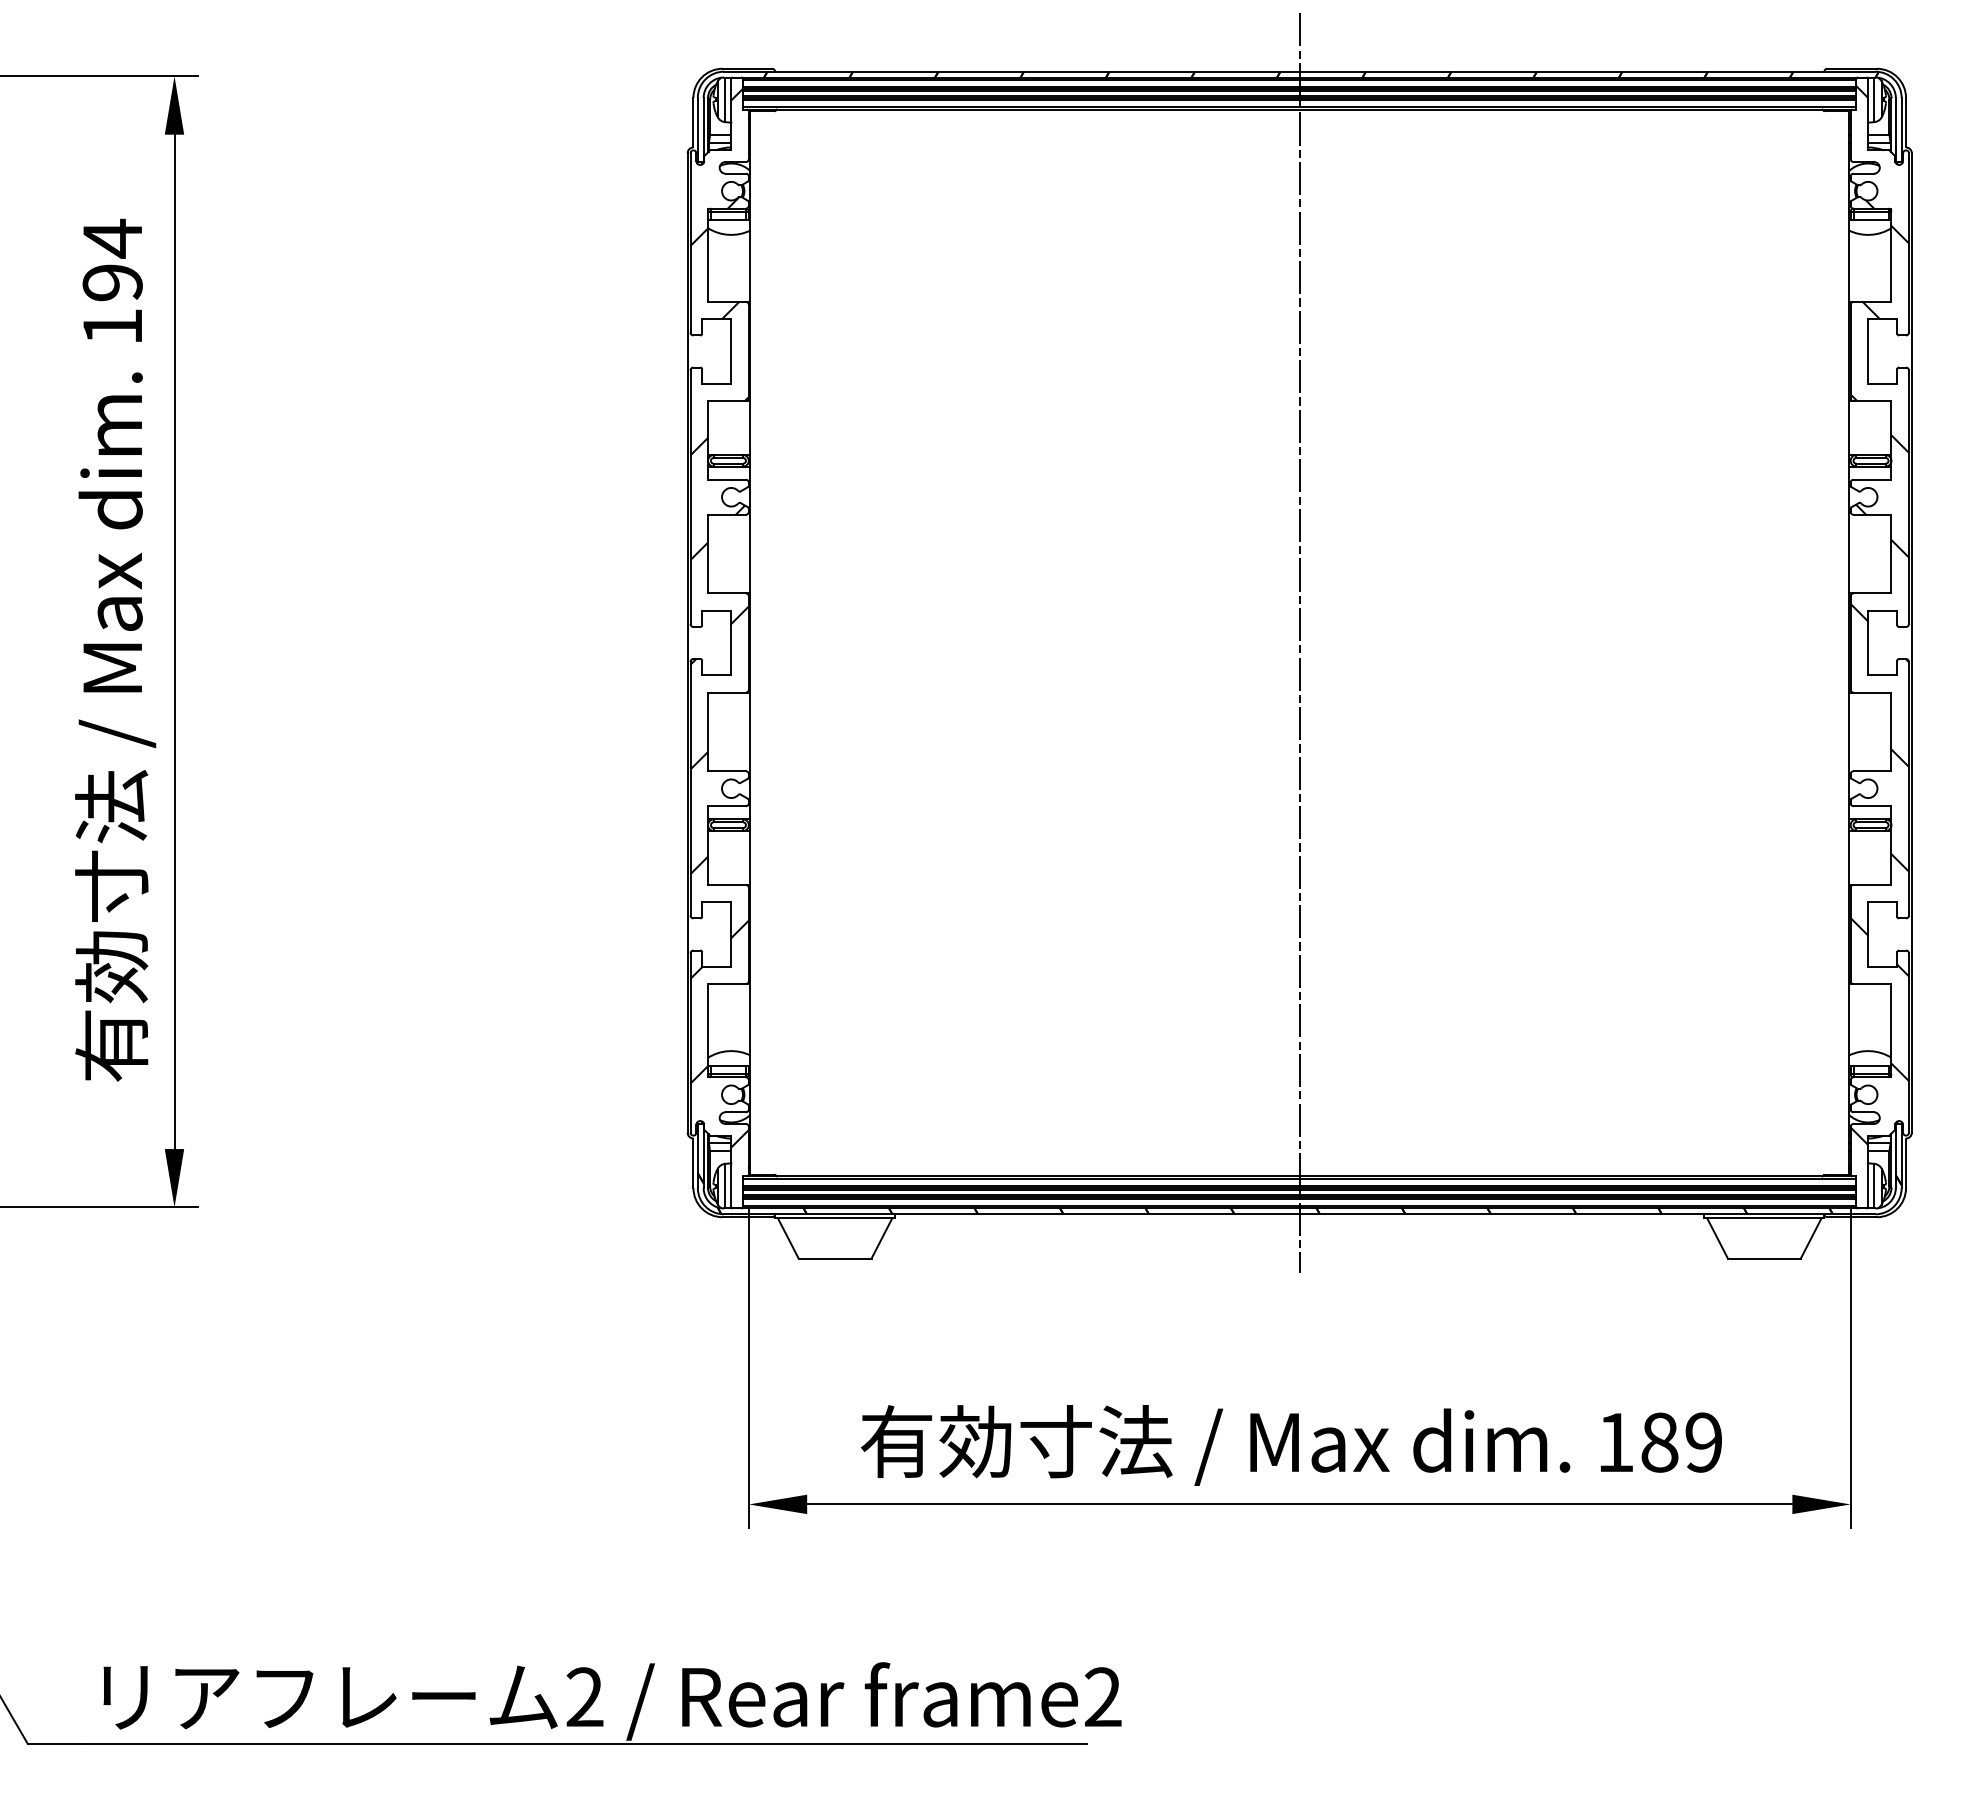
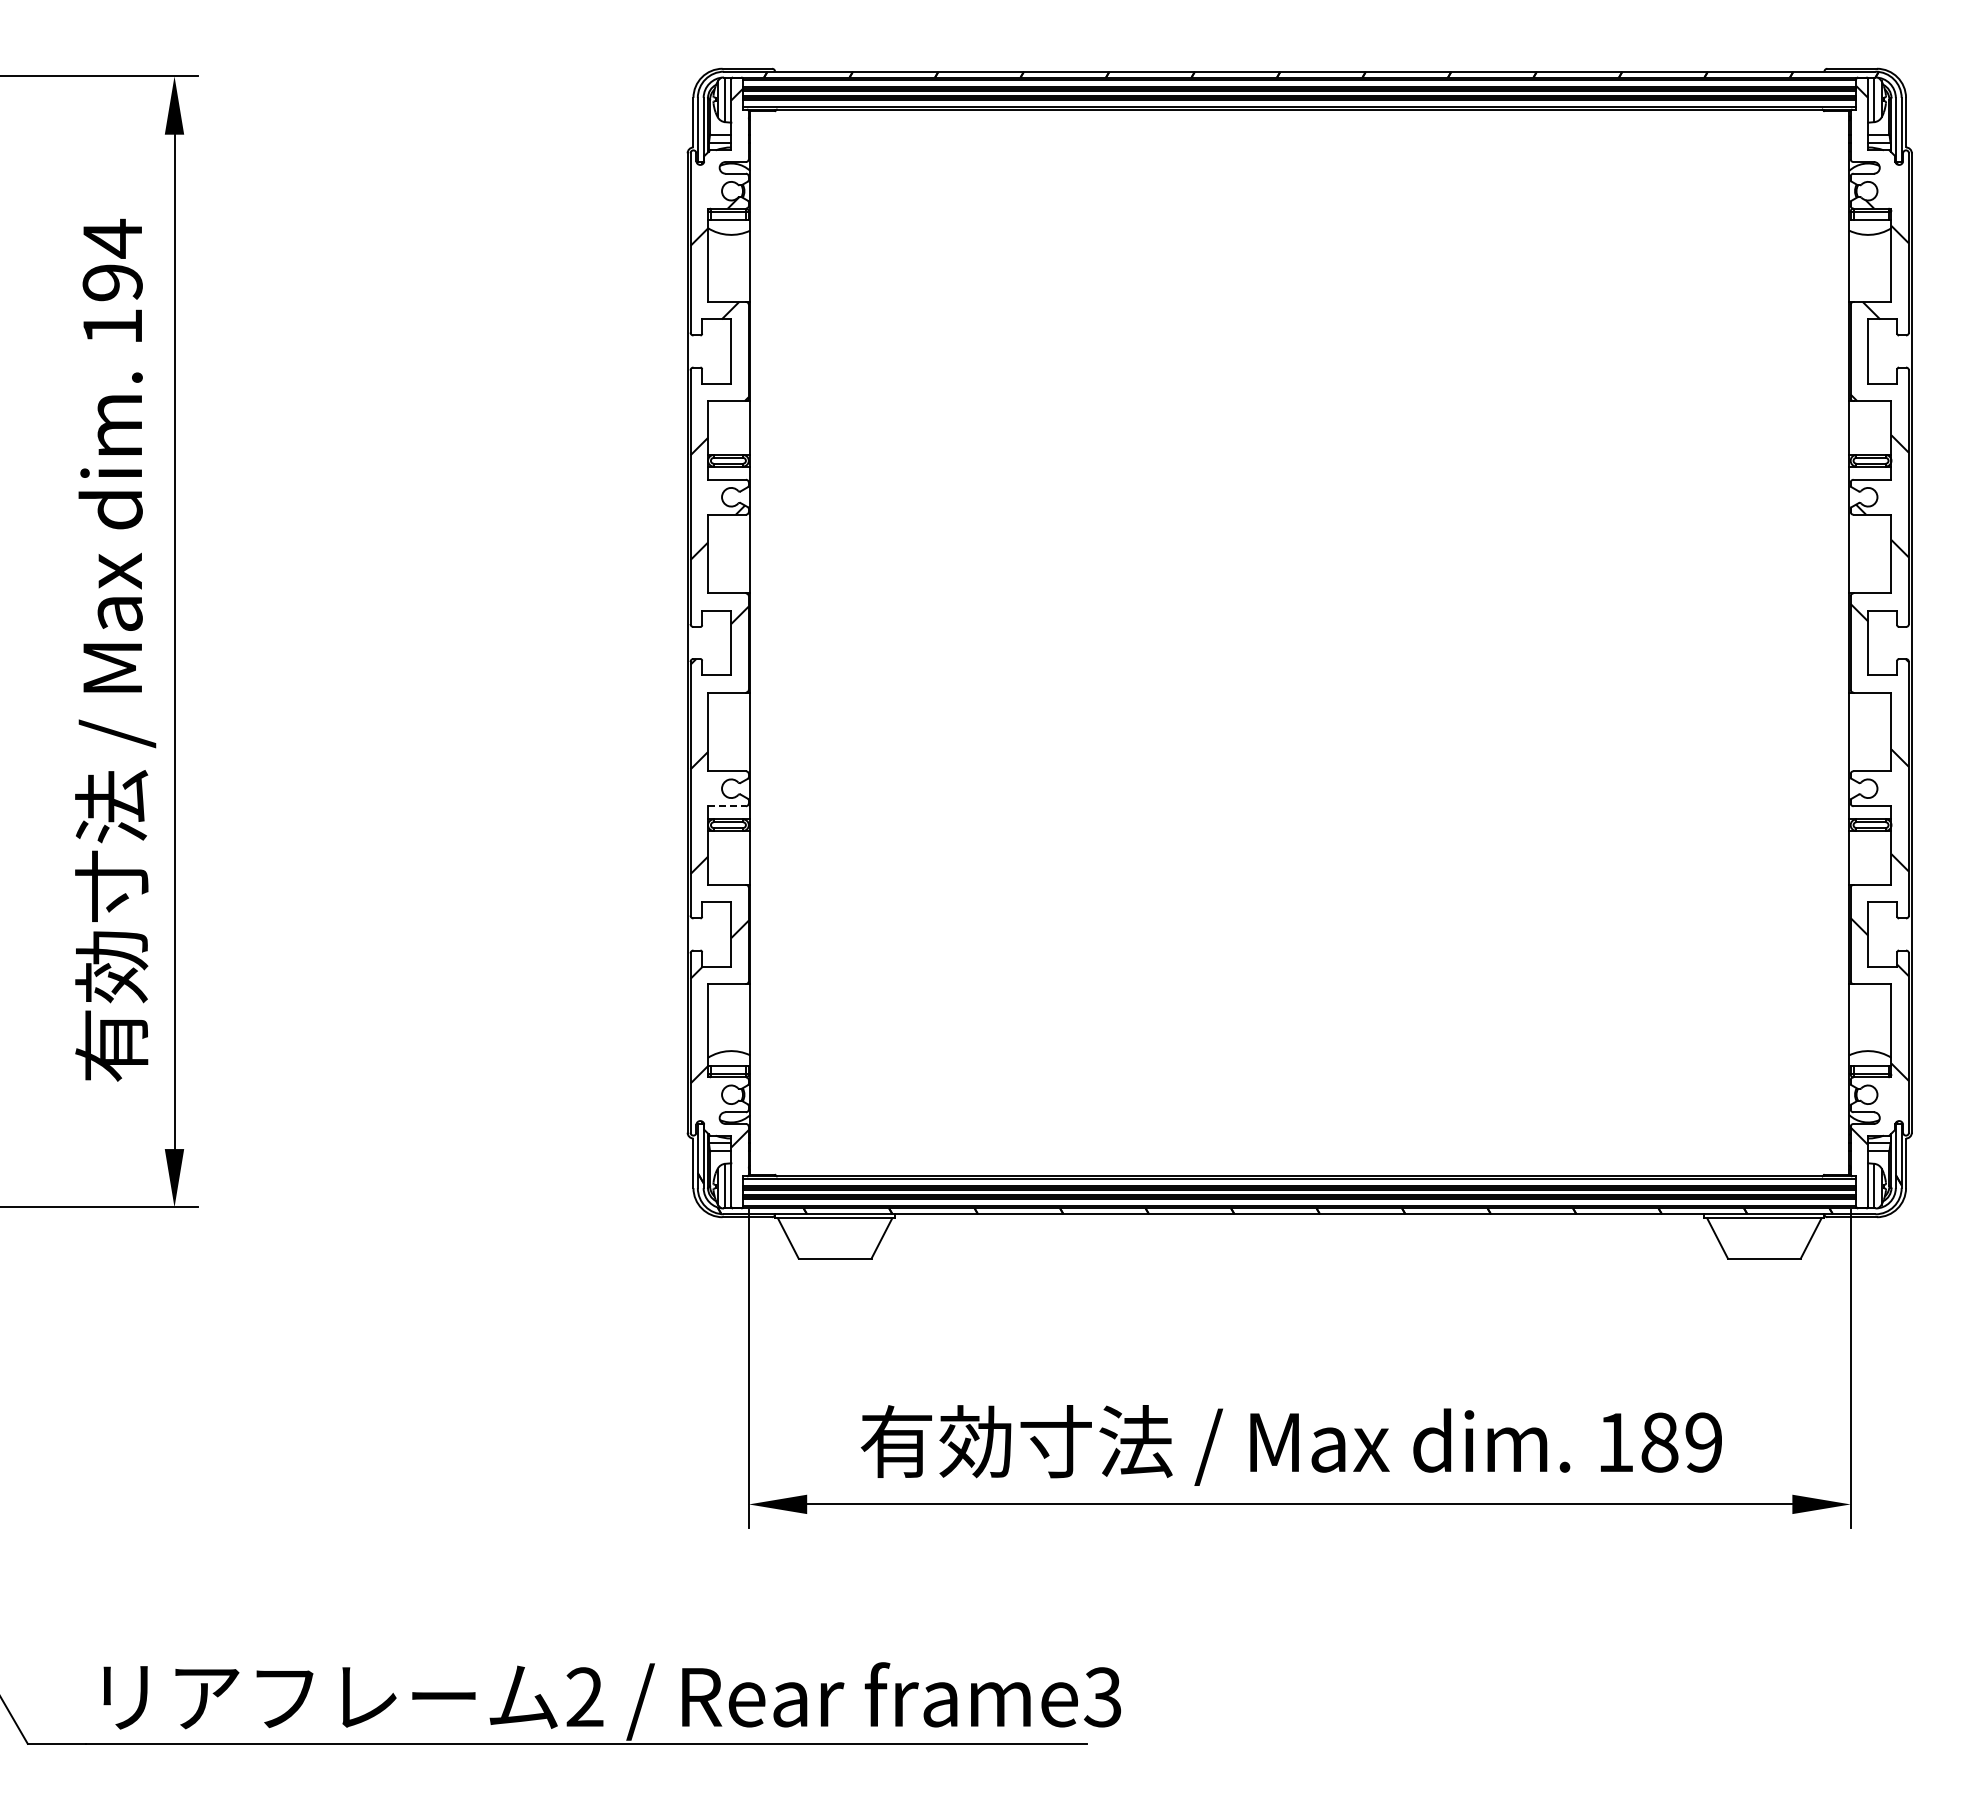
line: present -> none (1299, 642)
line: solid -> dashed (726, 806)
text: frame2 -> frame3 (1102, 1697)
